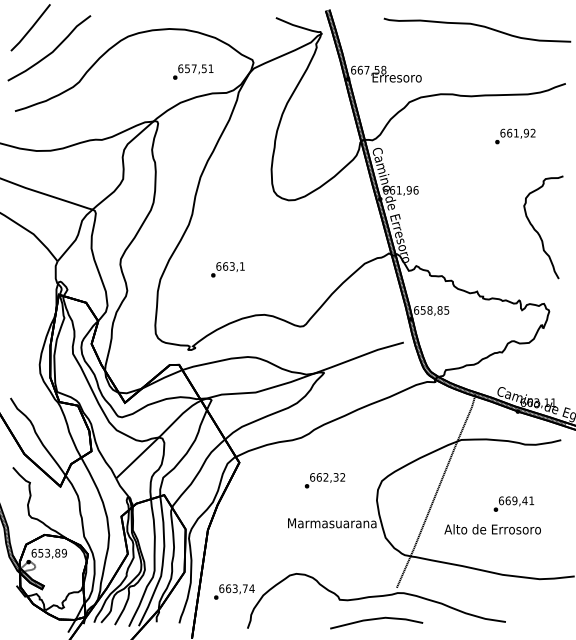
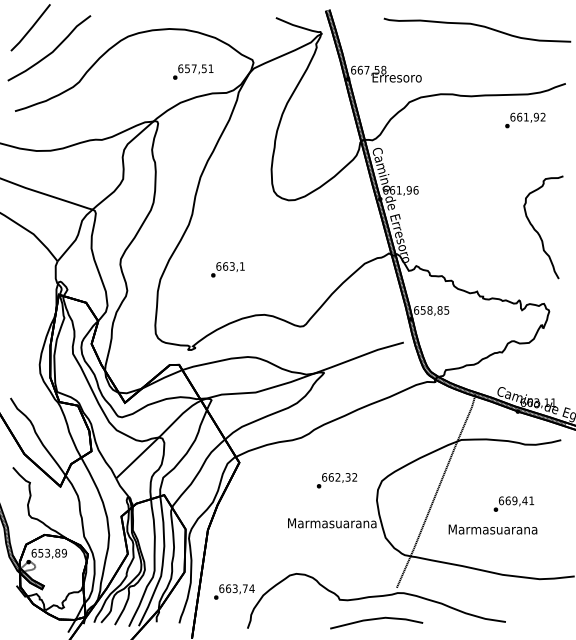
text position: (515, 136) -> (525, 120) (525, 120)
text position: (324, 480) -> (336, 480) (336, 480)
text: Alto de Errosoro -> Marmasuarana (492, 529)
